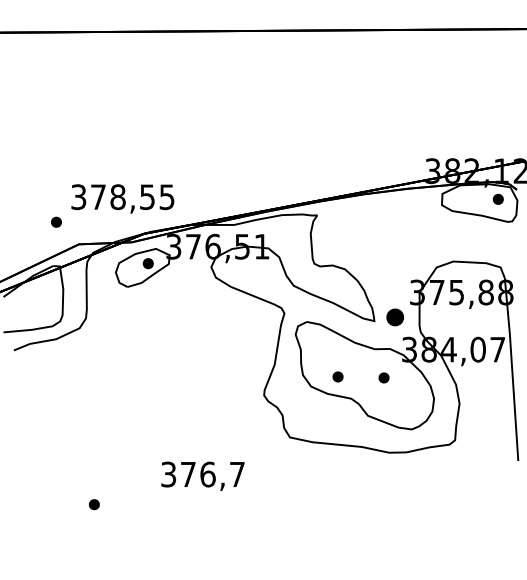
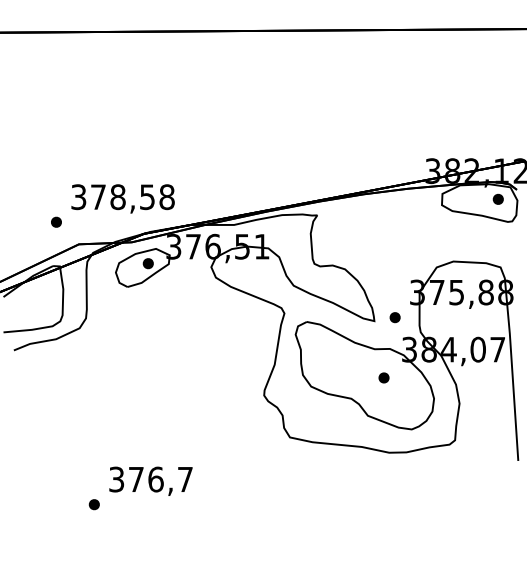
text: 378,55 -> 378,58 (166, 197)
part size: 18x19 px -> 12x12 px (394, 317)
part: present -> none (337, 376)
text position: (202, 475) -> (150, 480) (150, 480)
